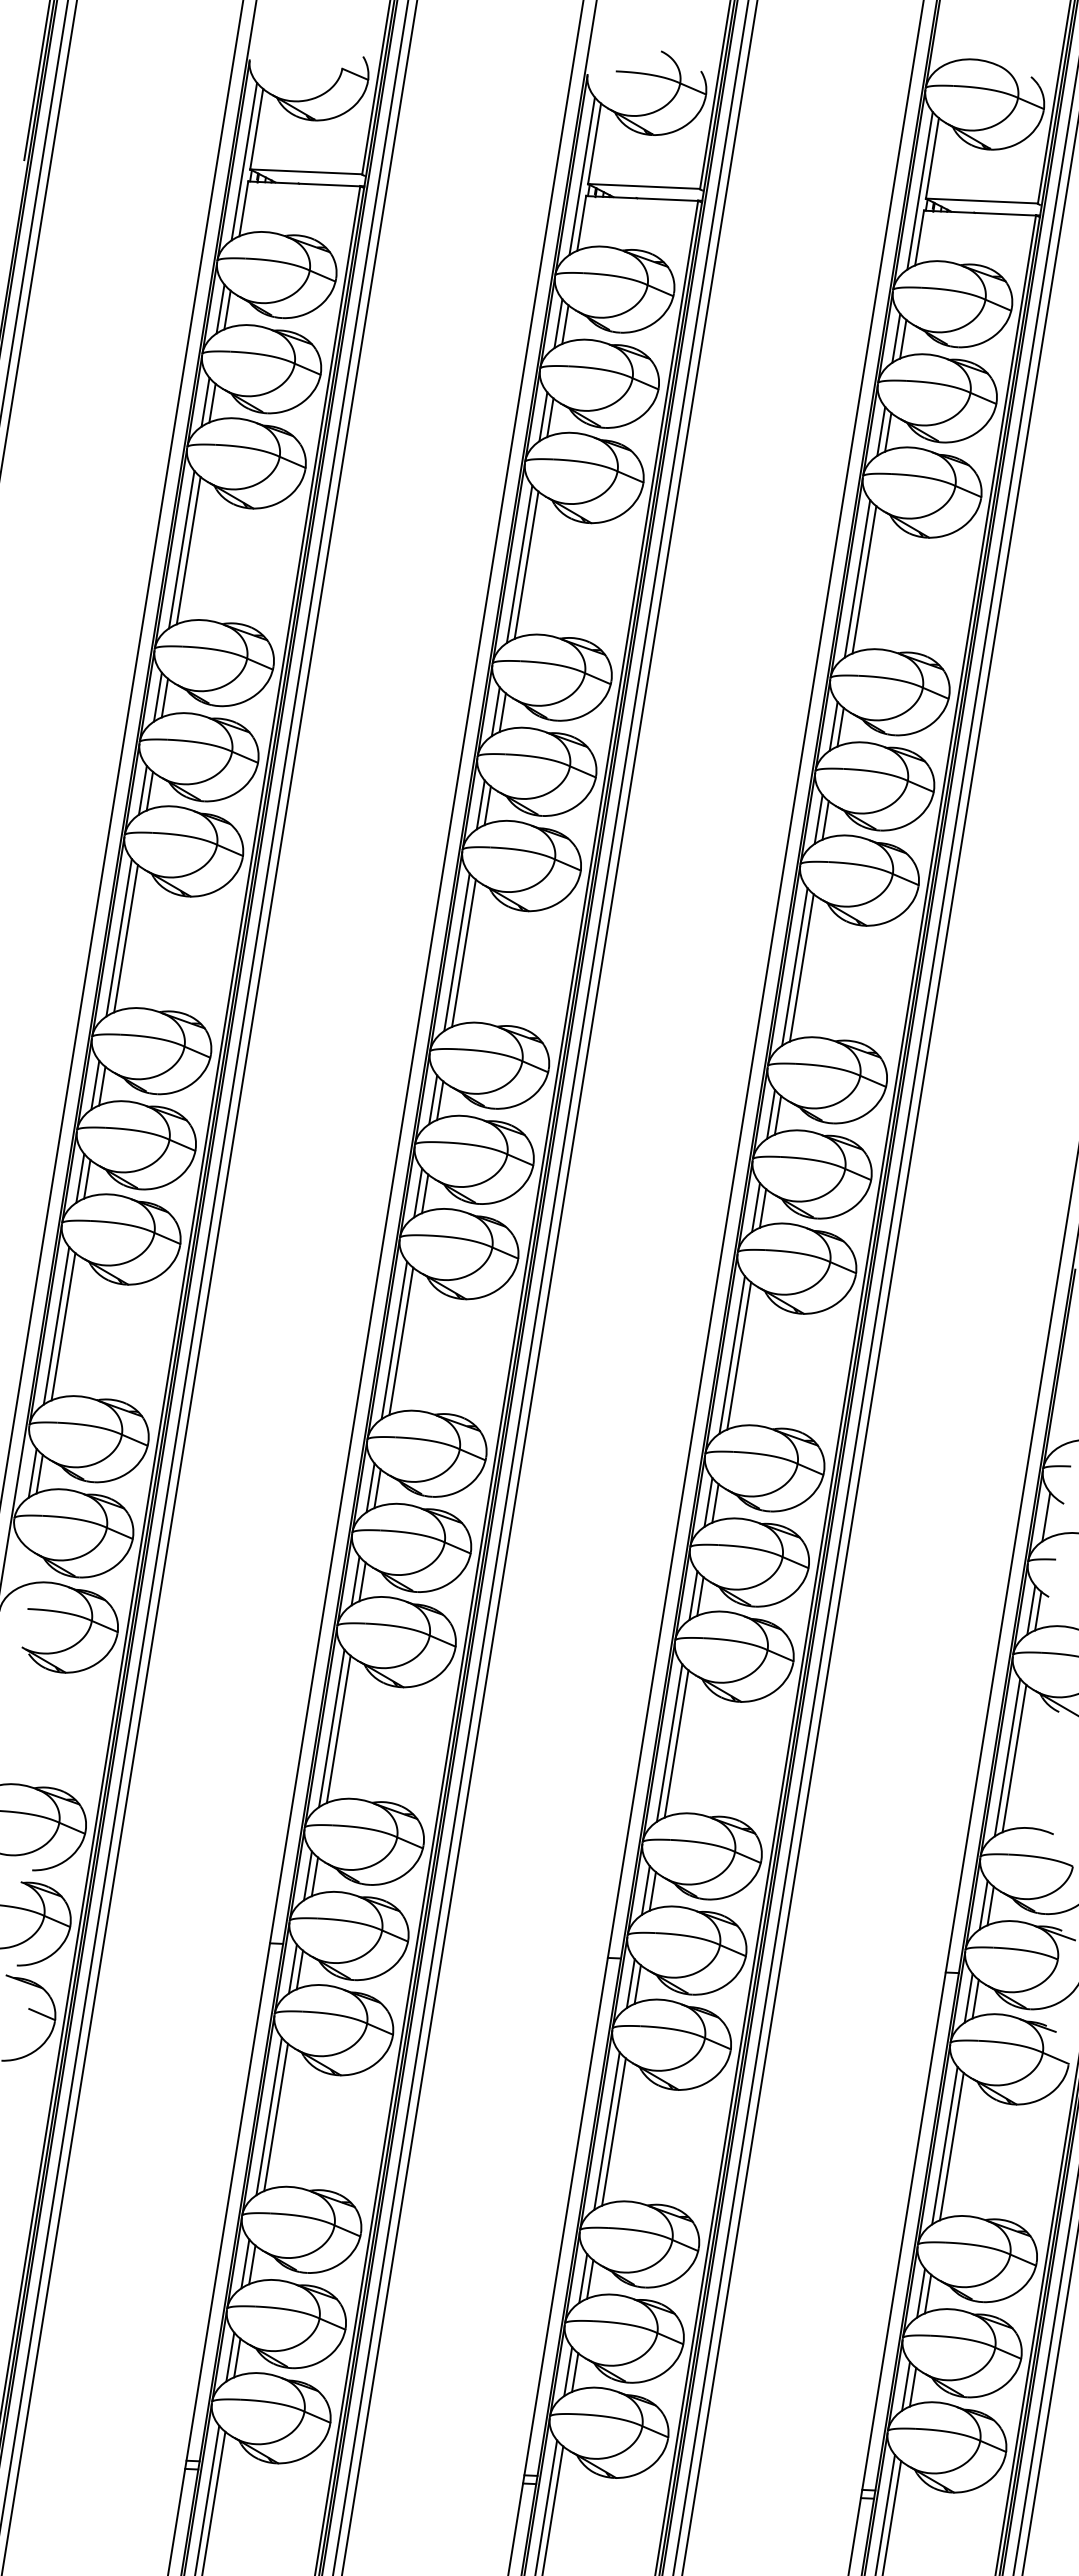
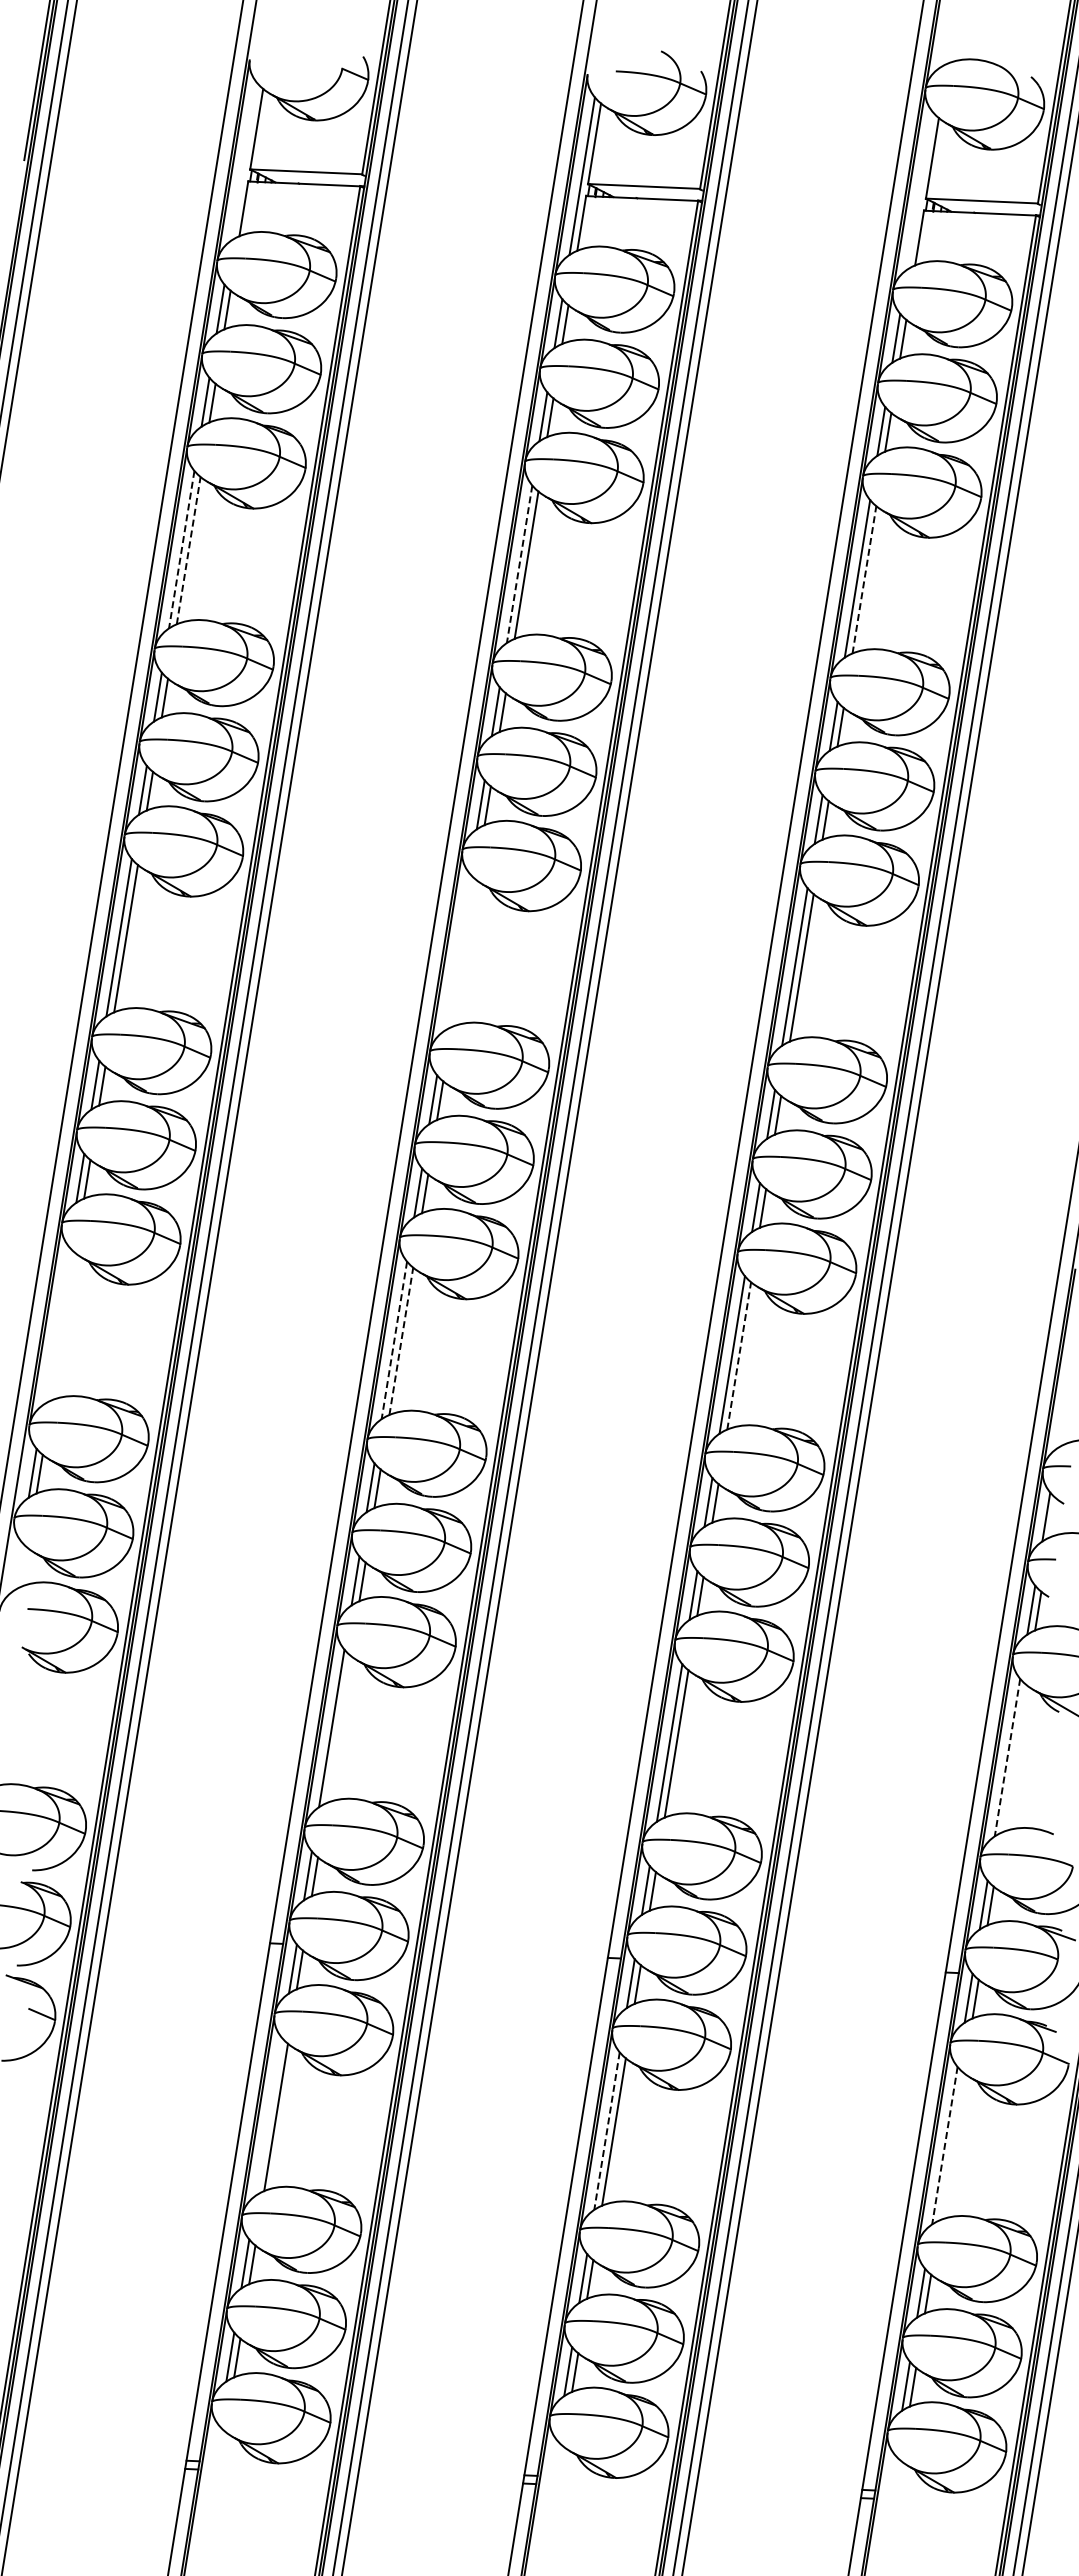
line: present -> none (244, 161)
line: present -> none (919, 190)
line: solid -> dashed (181, 549)
line: solid -> dashed (188, 550)
line: solid -> dashed (519, 564)
line: solid -> dashed (864, 579)
line: present -> none (456, 952)
line: present -> none (463, 952)
line: present -> none (56, 1325)
line: present -> none (63, 1326)
line: solid -> dashed (394, 1340)
line: solid -> dashed (401, 1341)
line: solid -> dashed (739, 1355)
line: present -> none (338, 1729)
line: solid -> dashed (1007, 1757)
line: present -> none (1014, 1758)
line: present -> none (268, 2116)
line: solid -> dashed (607, 2131)
line: solid -> dashed (944, 2145)
line: present -> none (951, 2146)
line: present -> none (207, 2498)
line: present -> none (213, 2501)
line: present -> none (546, 2506)
line: present -> none (552, 2509)
line: present -> none (884, 2513)
line: present -> none (892, 2516)
